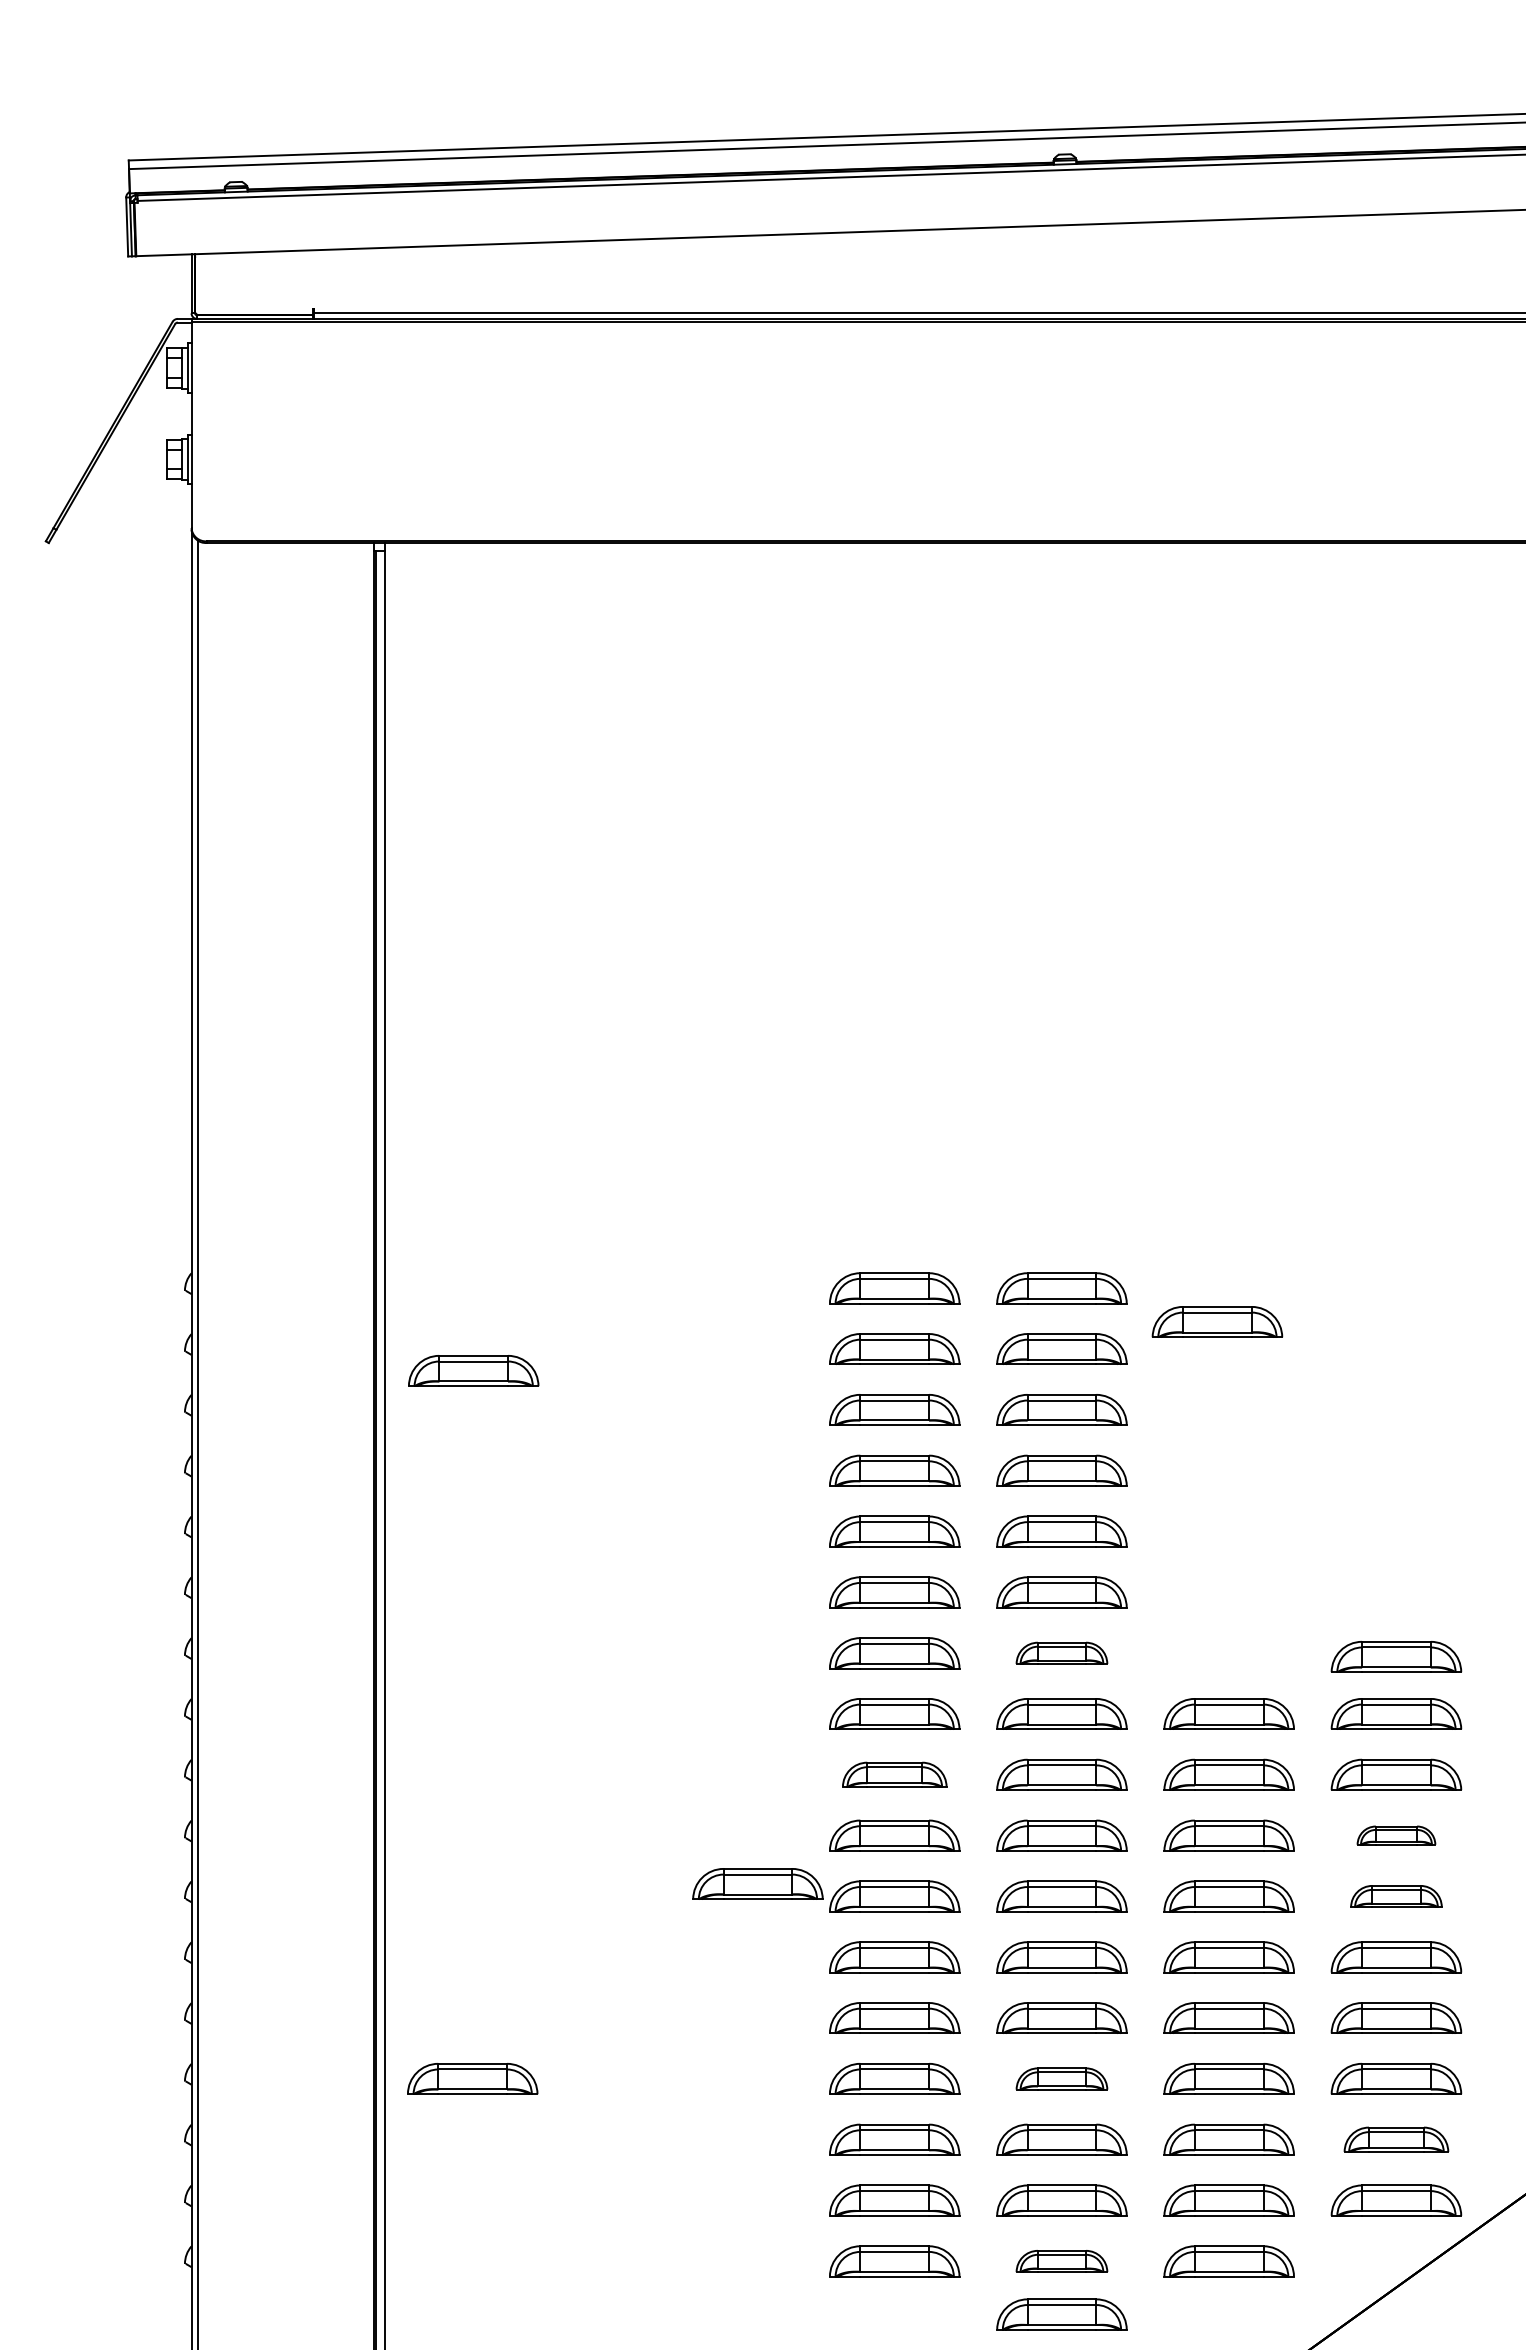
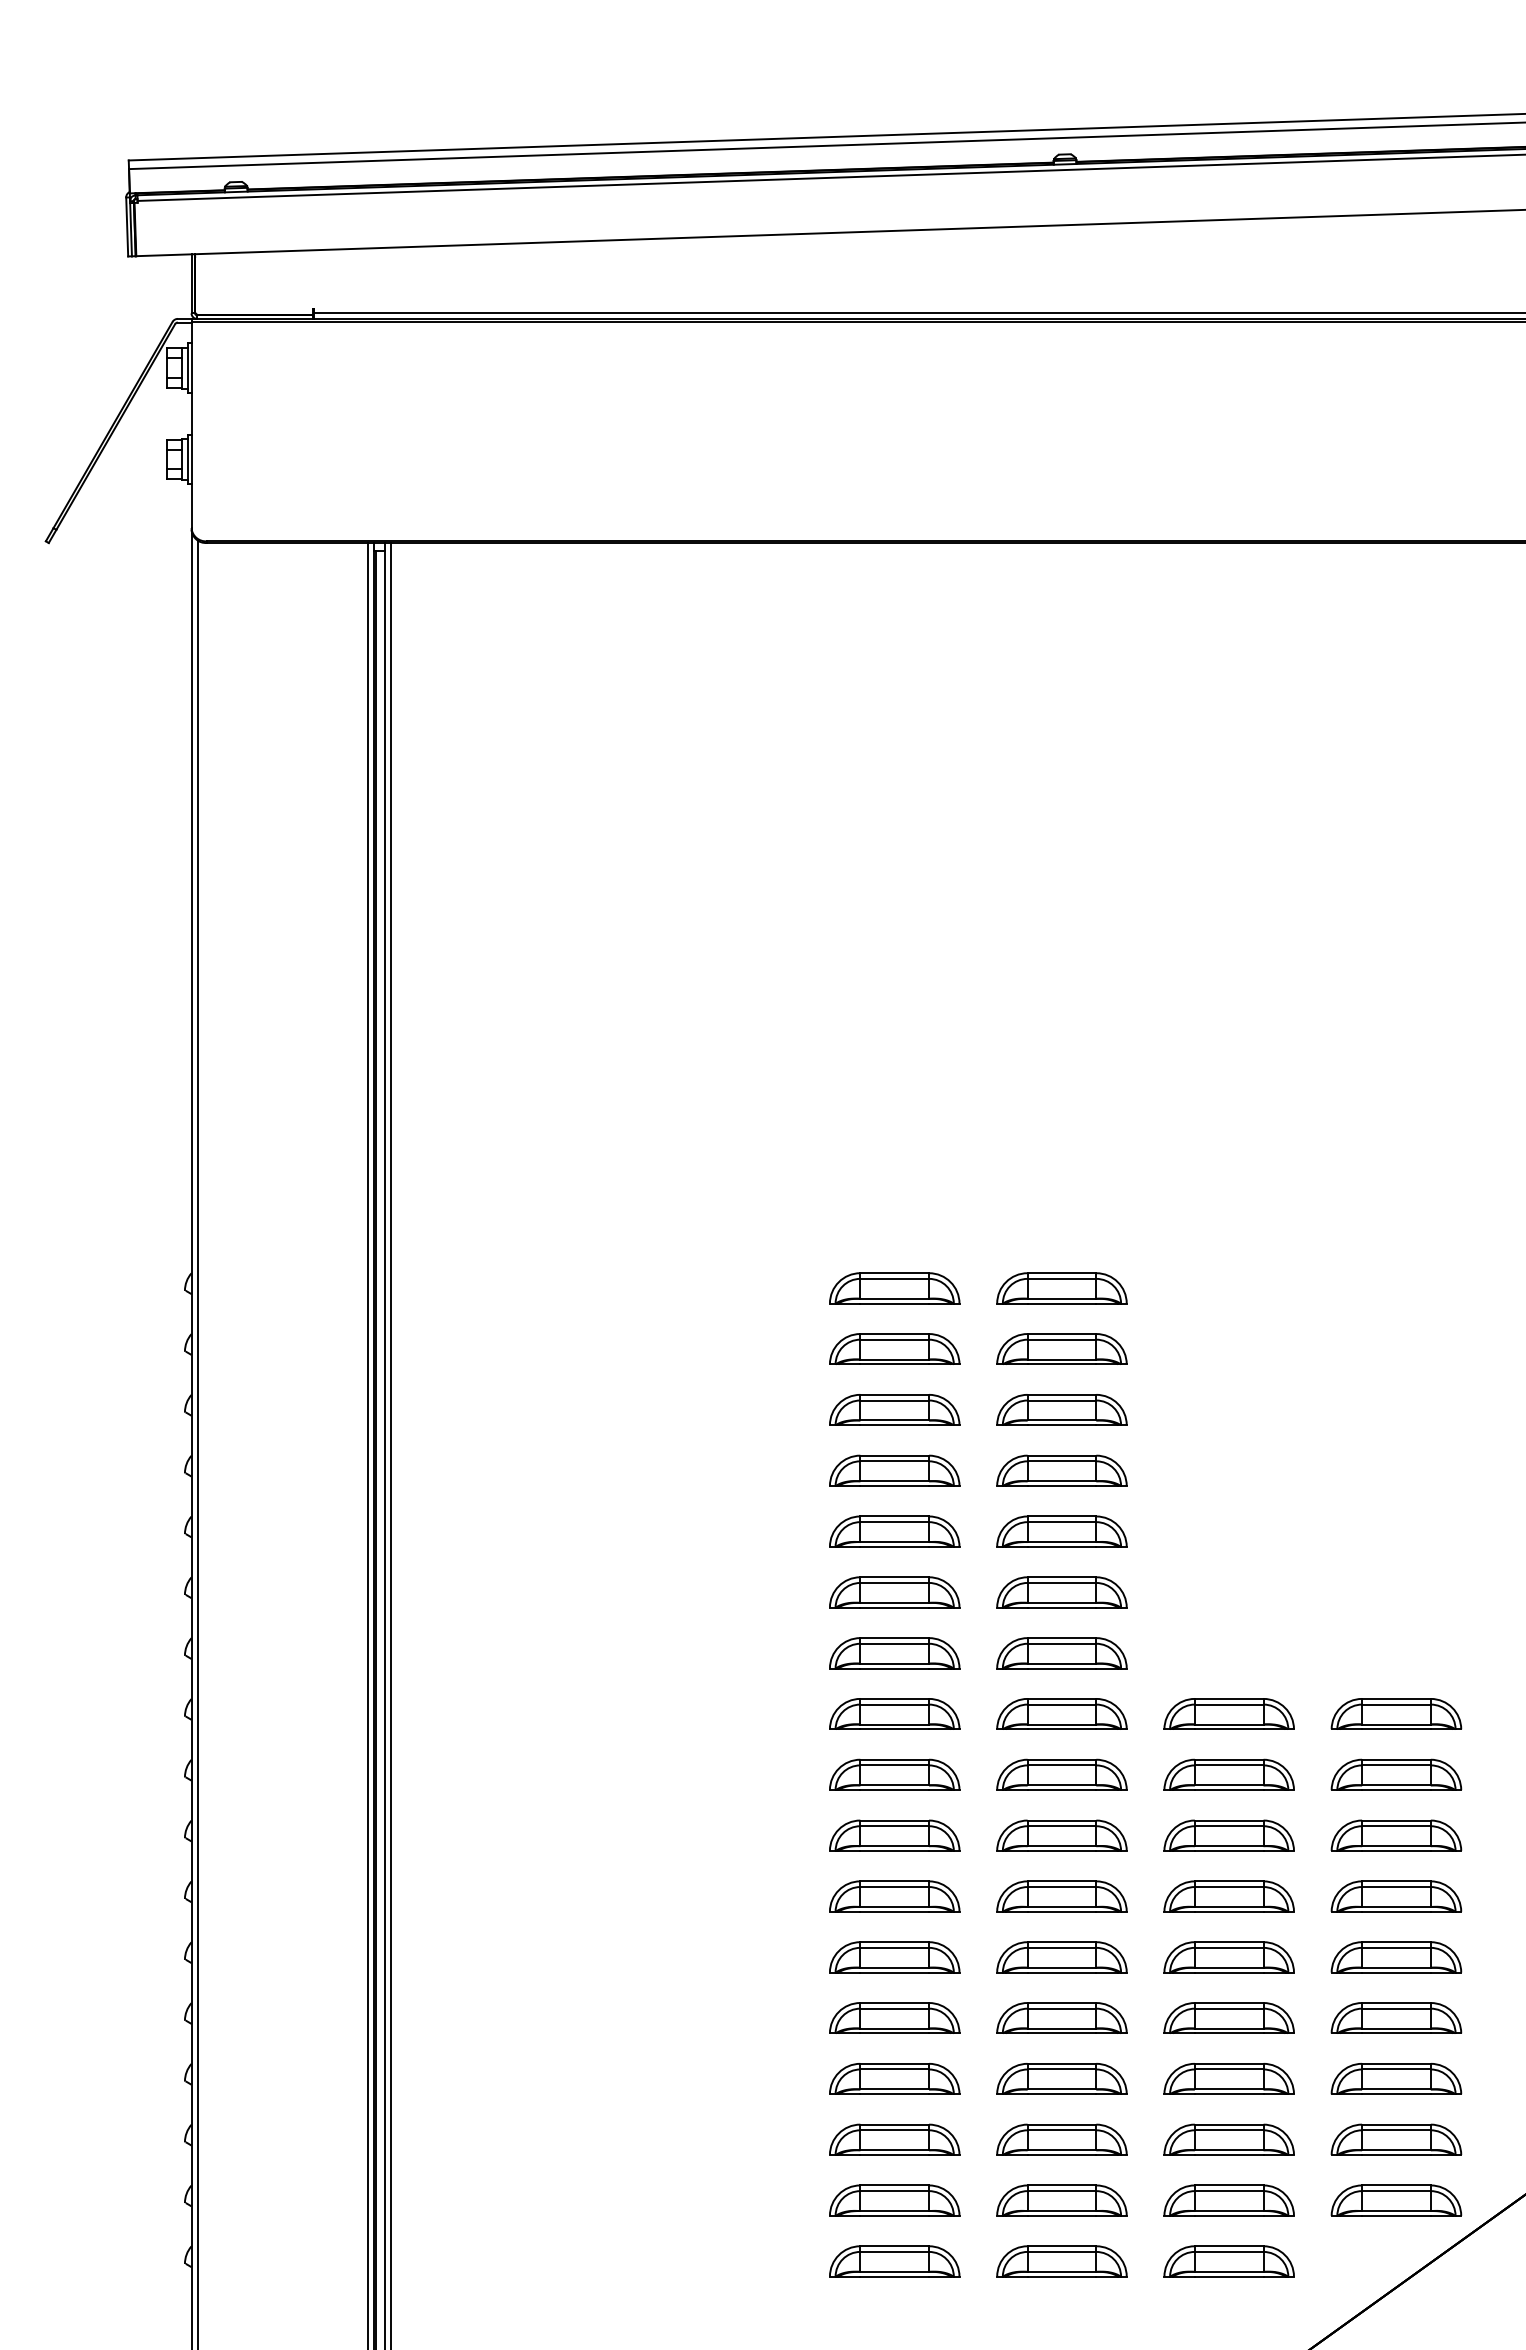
part: present -> none (1217, 1321)
part: present -> none (473, 1370)
line: none -> present (367, 1444)
line: none -> present (391, 1444)
part size: 94x24 px -> 132x33 px (1061, 1653)
part: present -> none (1396, 1656)
part size: 106x27 px -> 132x33 px (894, 1774)
part size: 81x21 px -> 133x33 px (1396, 1835)
part: present -> none (757, 1883)
part size: 93x23 px -> 133x33 px (1396, 1896)
part: present -> none (472, 2078)
part size: 94x24 px -> 132x32 px (1061, 2078)
part size: 107x27 px -> 133x33 px (1396, 2139)
part size: 94x23 px -> 132x33 px (1061, 2261)
part: present -> none (1061, 2314)
